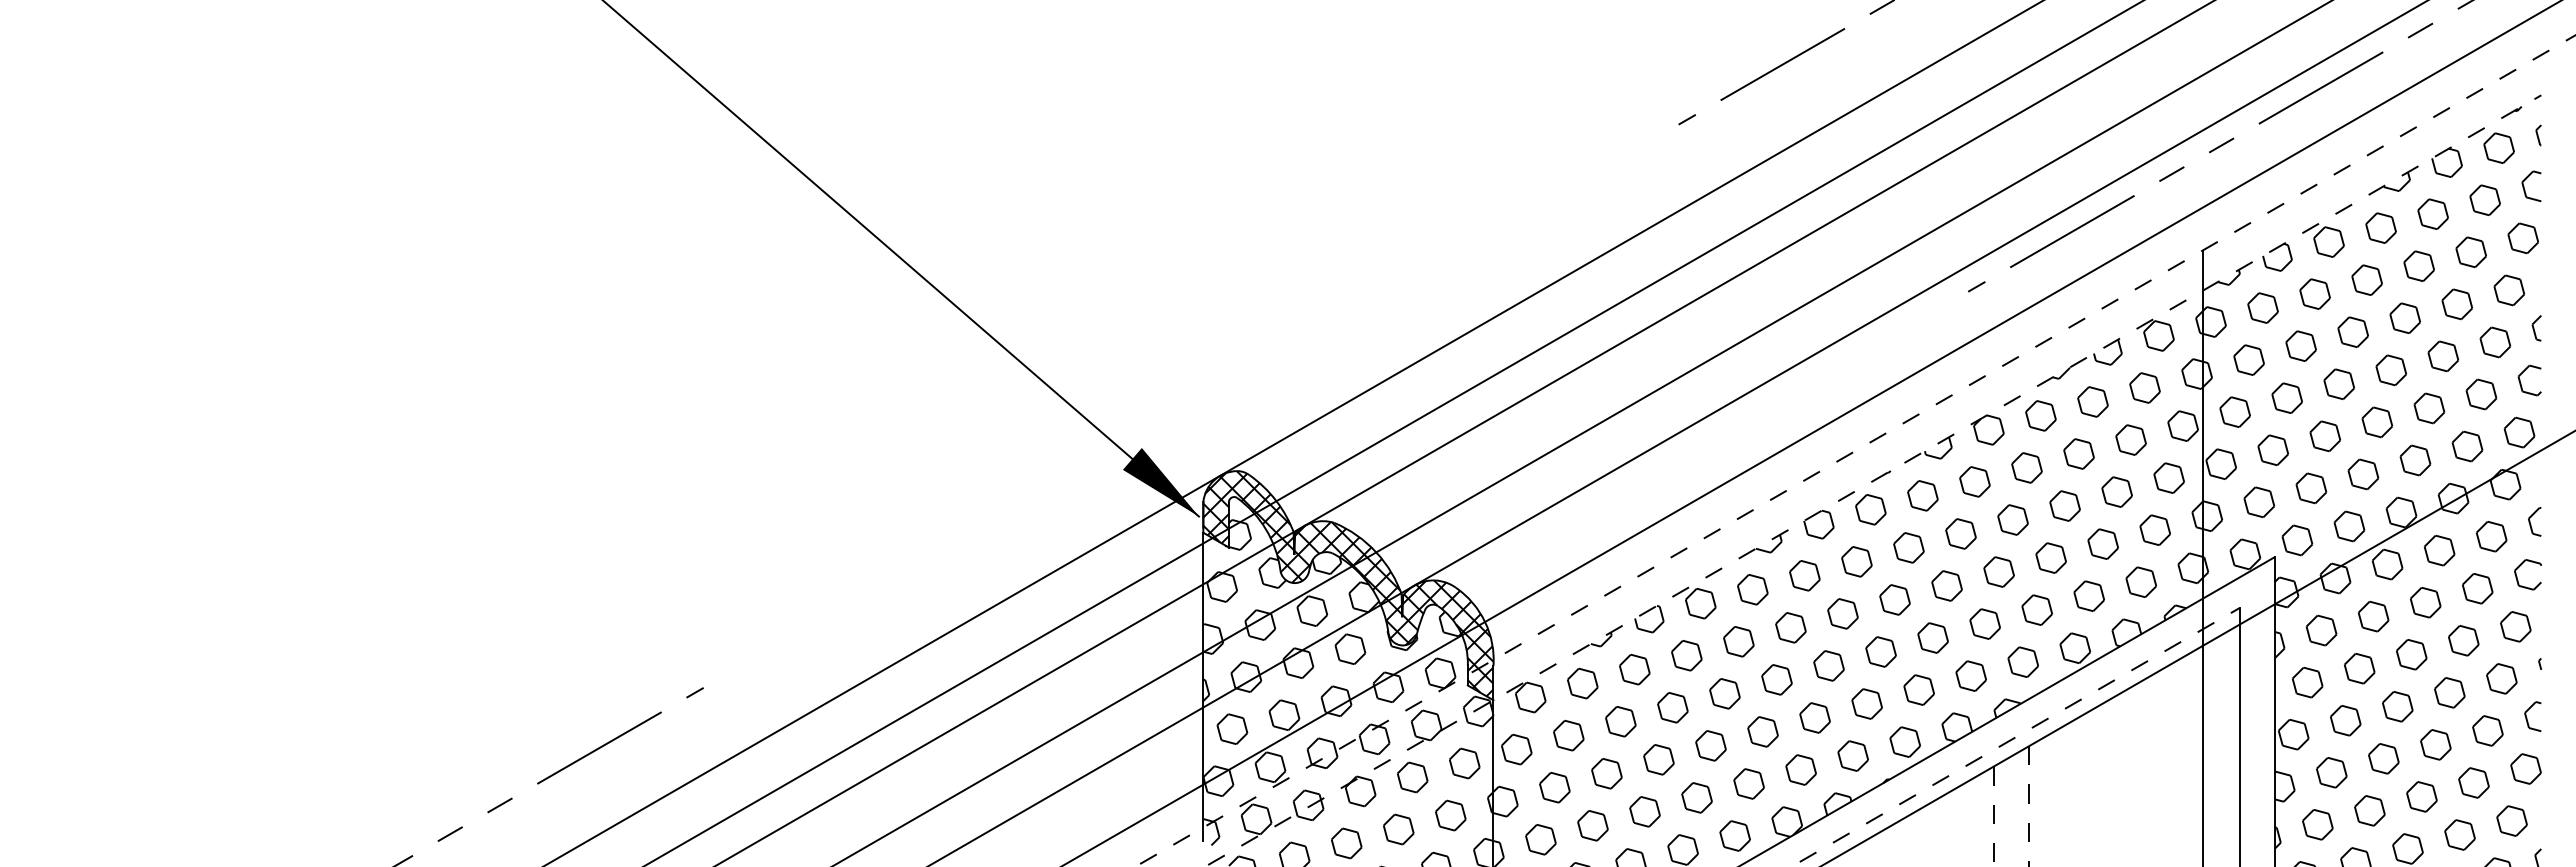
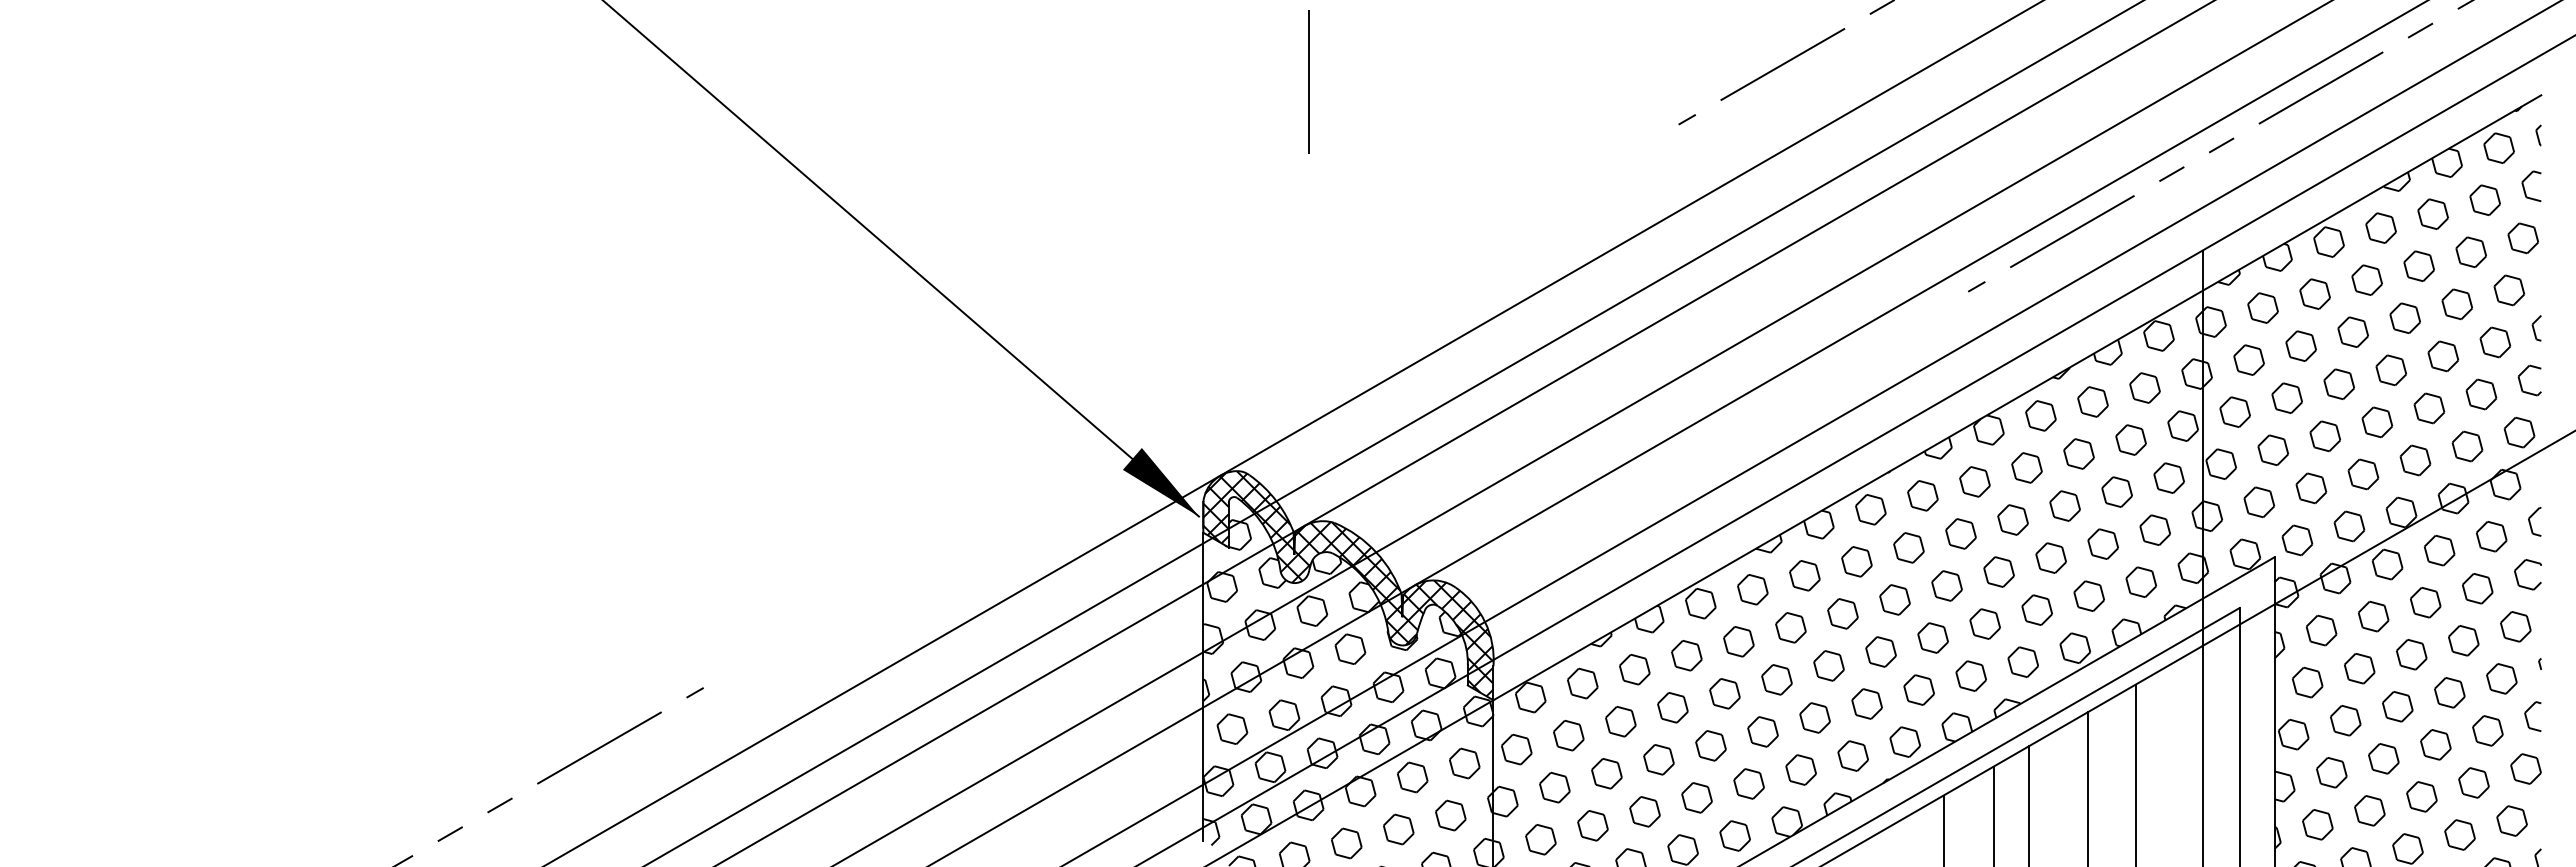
line: none -> present (1309, 77)
line: dashed -> solid (1855, 450)
line: dashed -> solid (1873, 480)
line: dashed -> solid (2015, 737)
line: none -> present (2135, 773)
line: none -> present (2087, 787)
line: dashed -> solid (2029, 806)
line: dashed -> solid (1993, 816)
line: none -> present (1943, 829)
